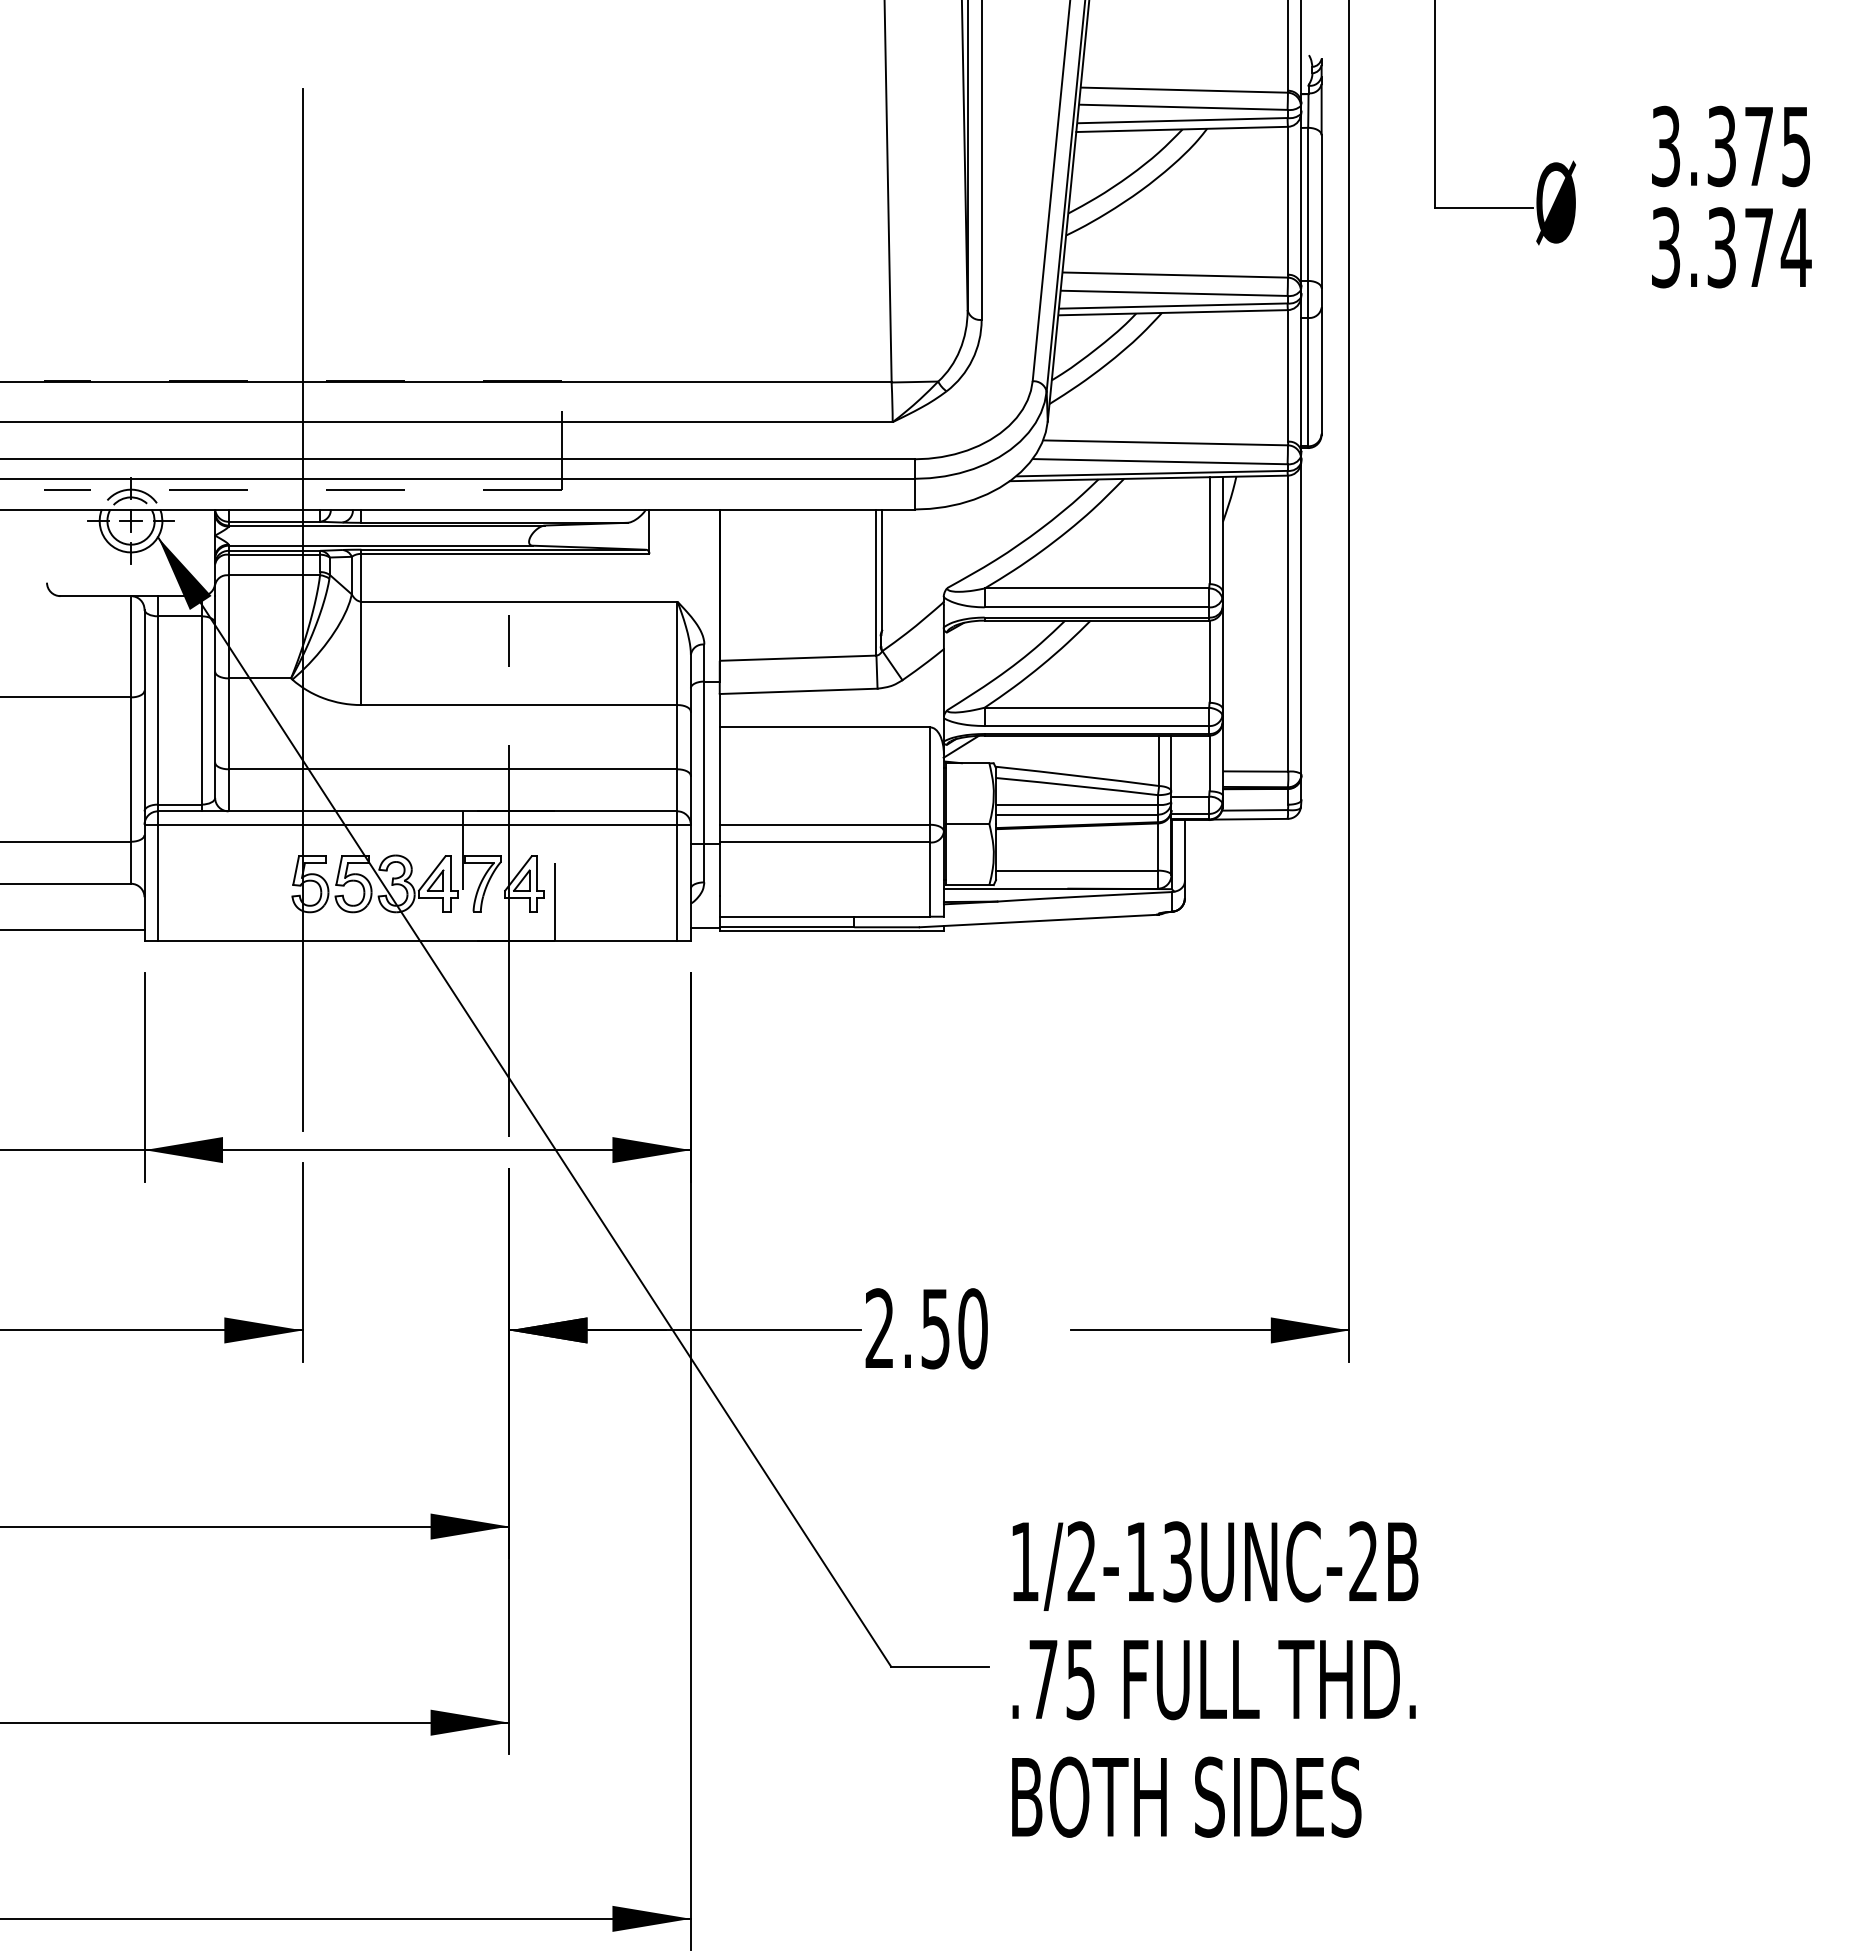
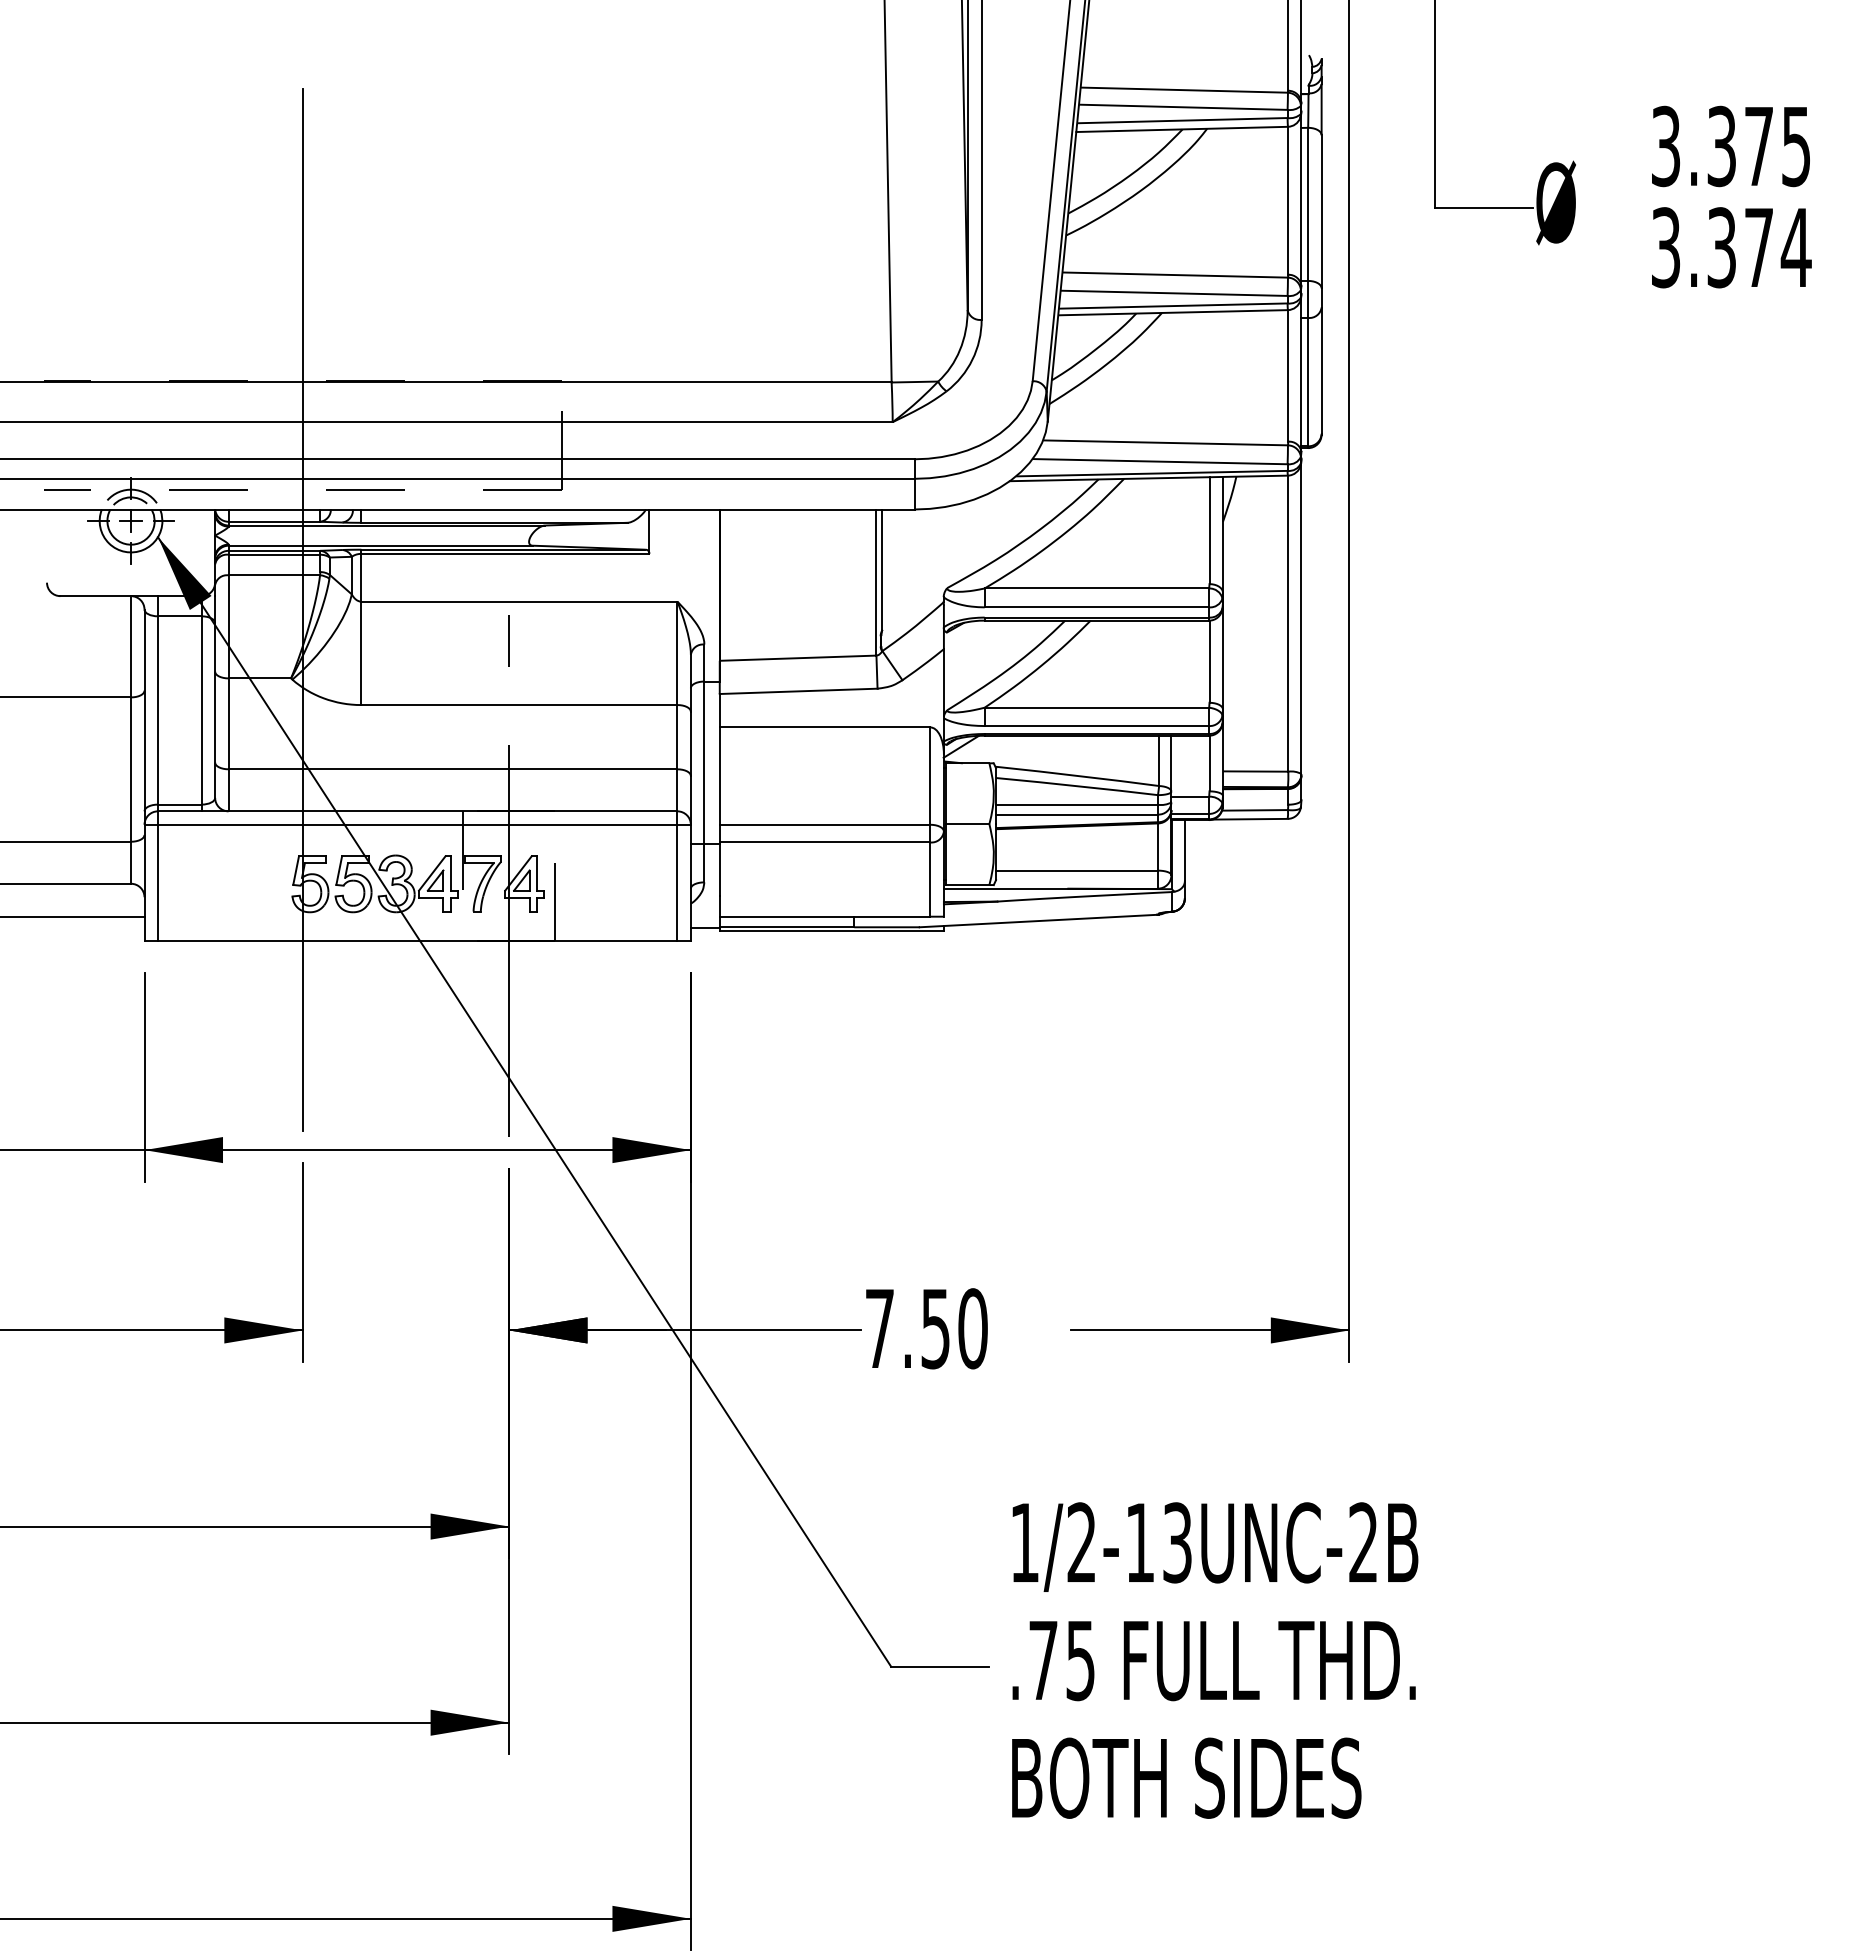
line position: (73, 929) -> (73, 916) (73, 916)
text: 2.50 -> 7.50 (879, 1327)
text position: (1215, 1679) -> (1215, 1660) (1215, 1660)
